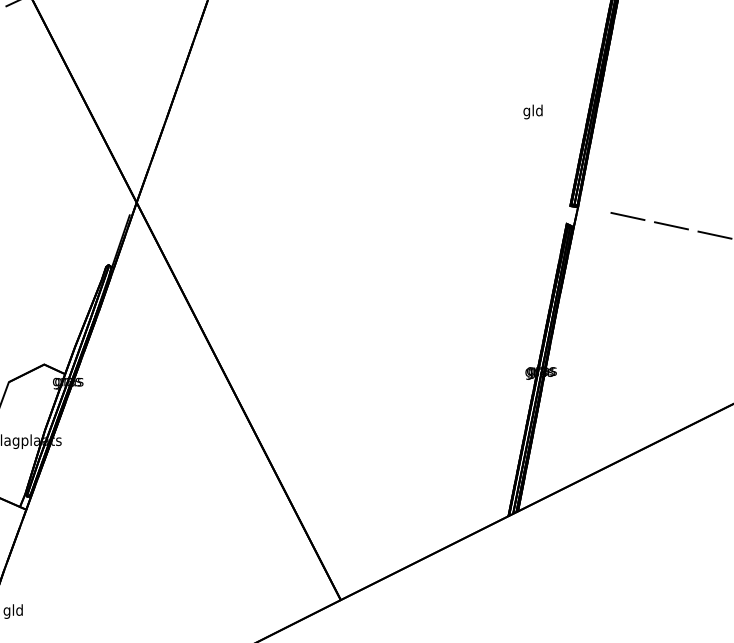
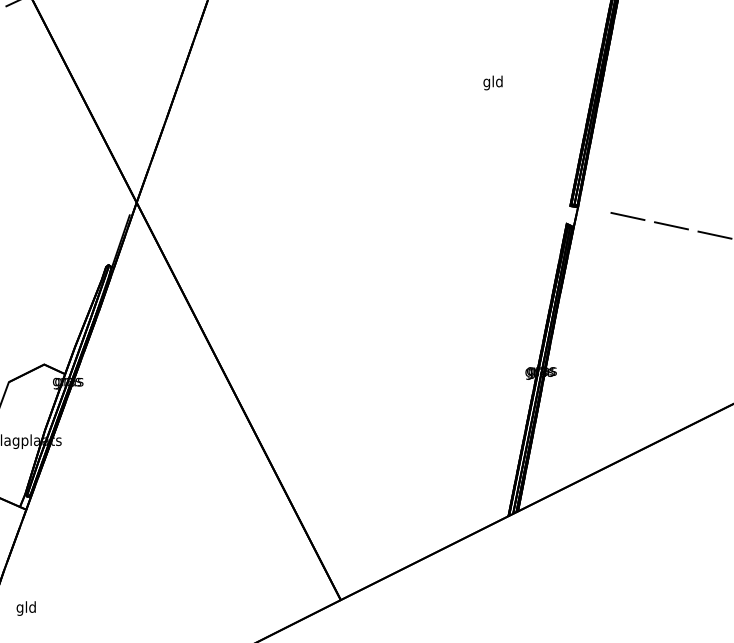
text position: (532, 111) -> (492, 82) (492, 82)
text position: (12, 611) -> (25, 608) (25, 608)
